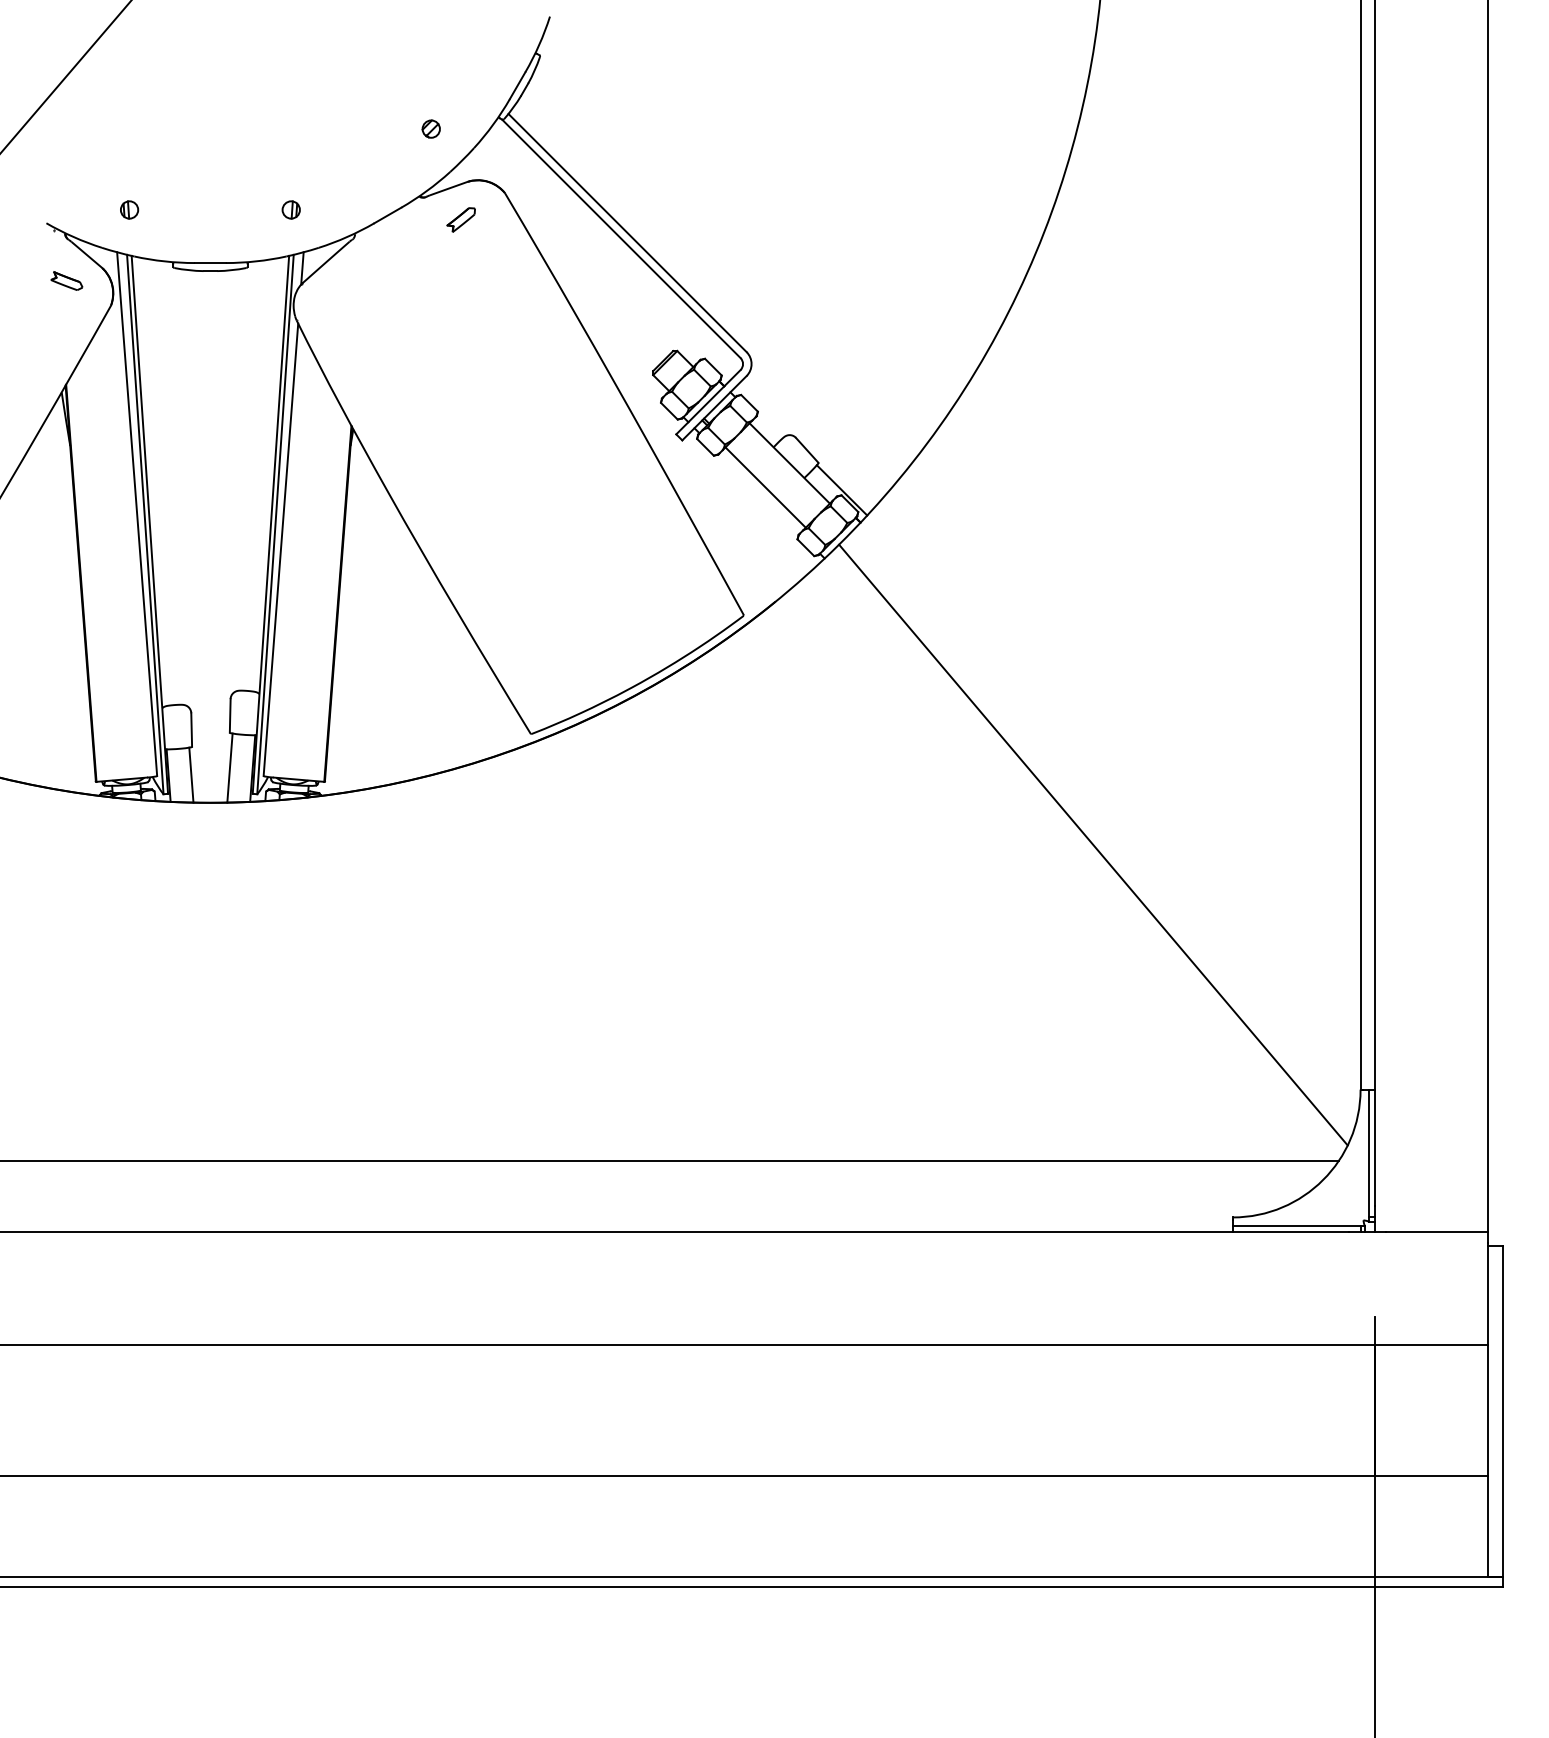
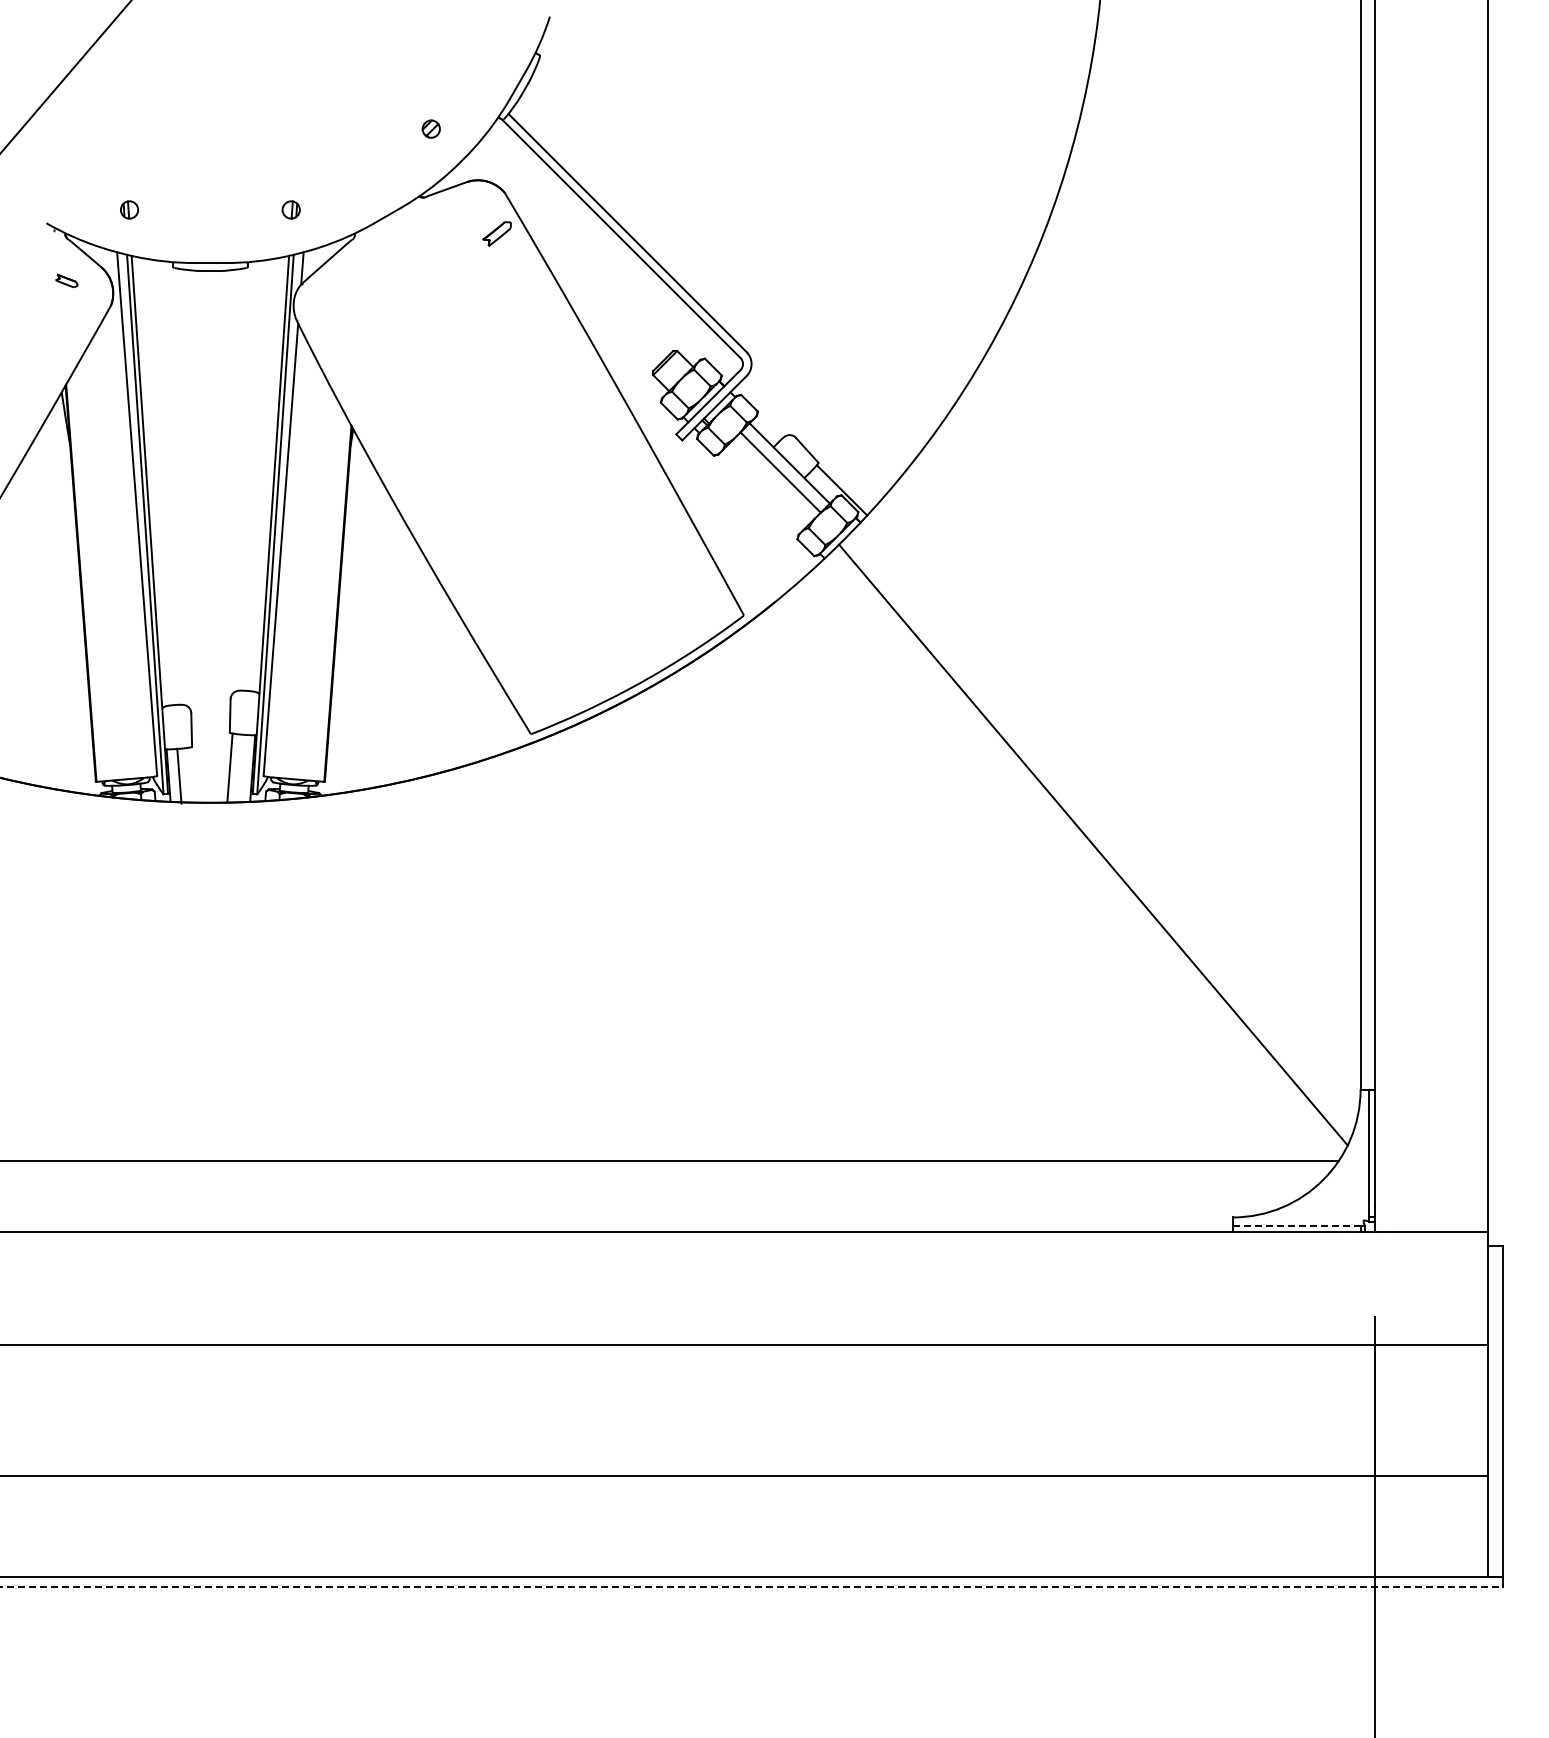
part position: (460, 219) -> (496, 233) (496, 233)
part size: 34x20 px -> 24x16 px (66, 280)
line position: (765, 487) -> (780, 472) (780, 472)
line position: (191, 774) -> (179, 775) (179, 775)
line: solid -> dashed (1296, 1225)
line: solid -> dashed (751, 1586)
